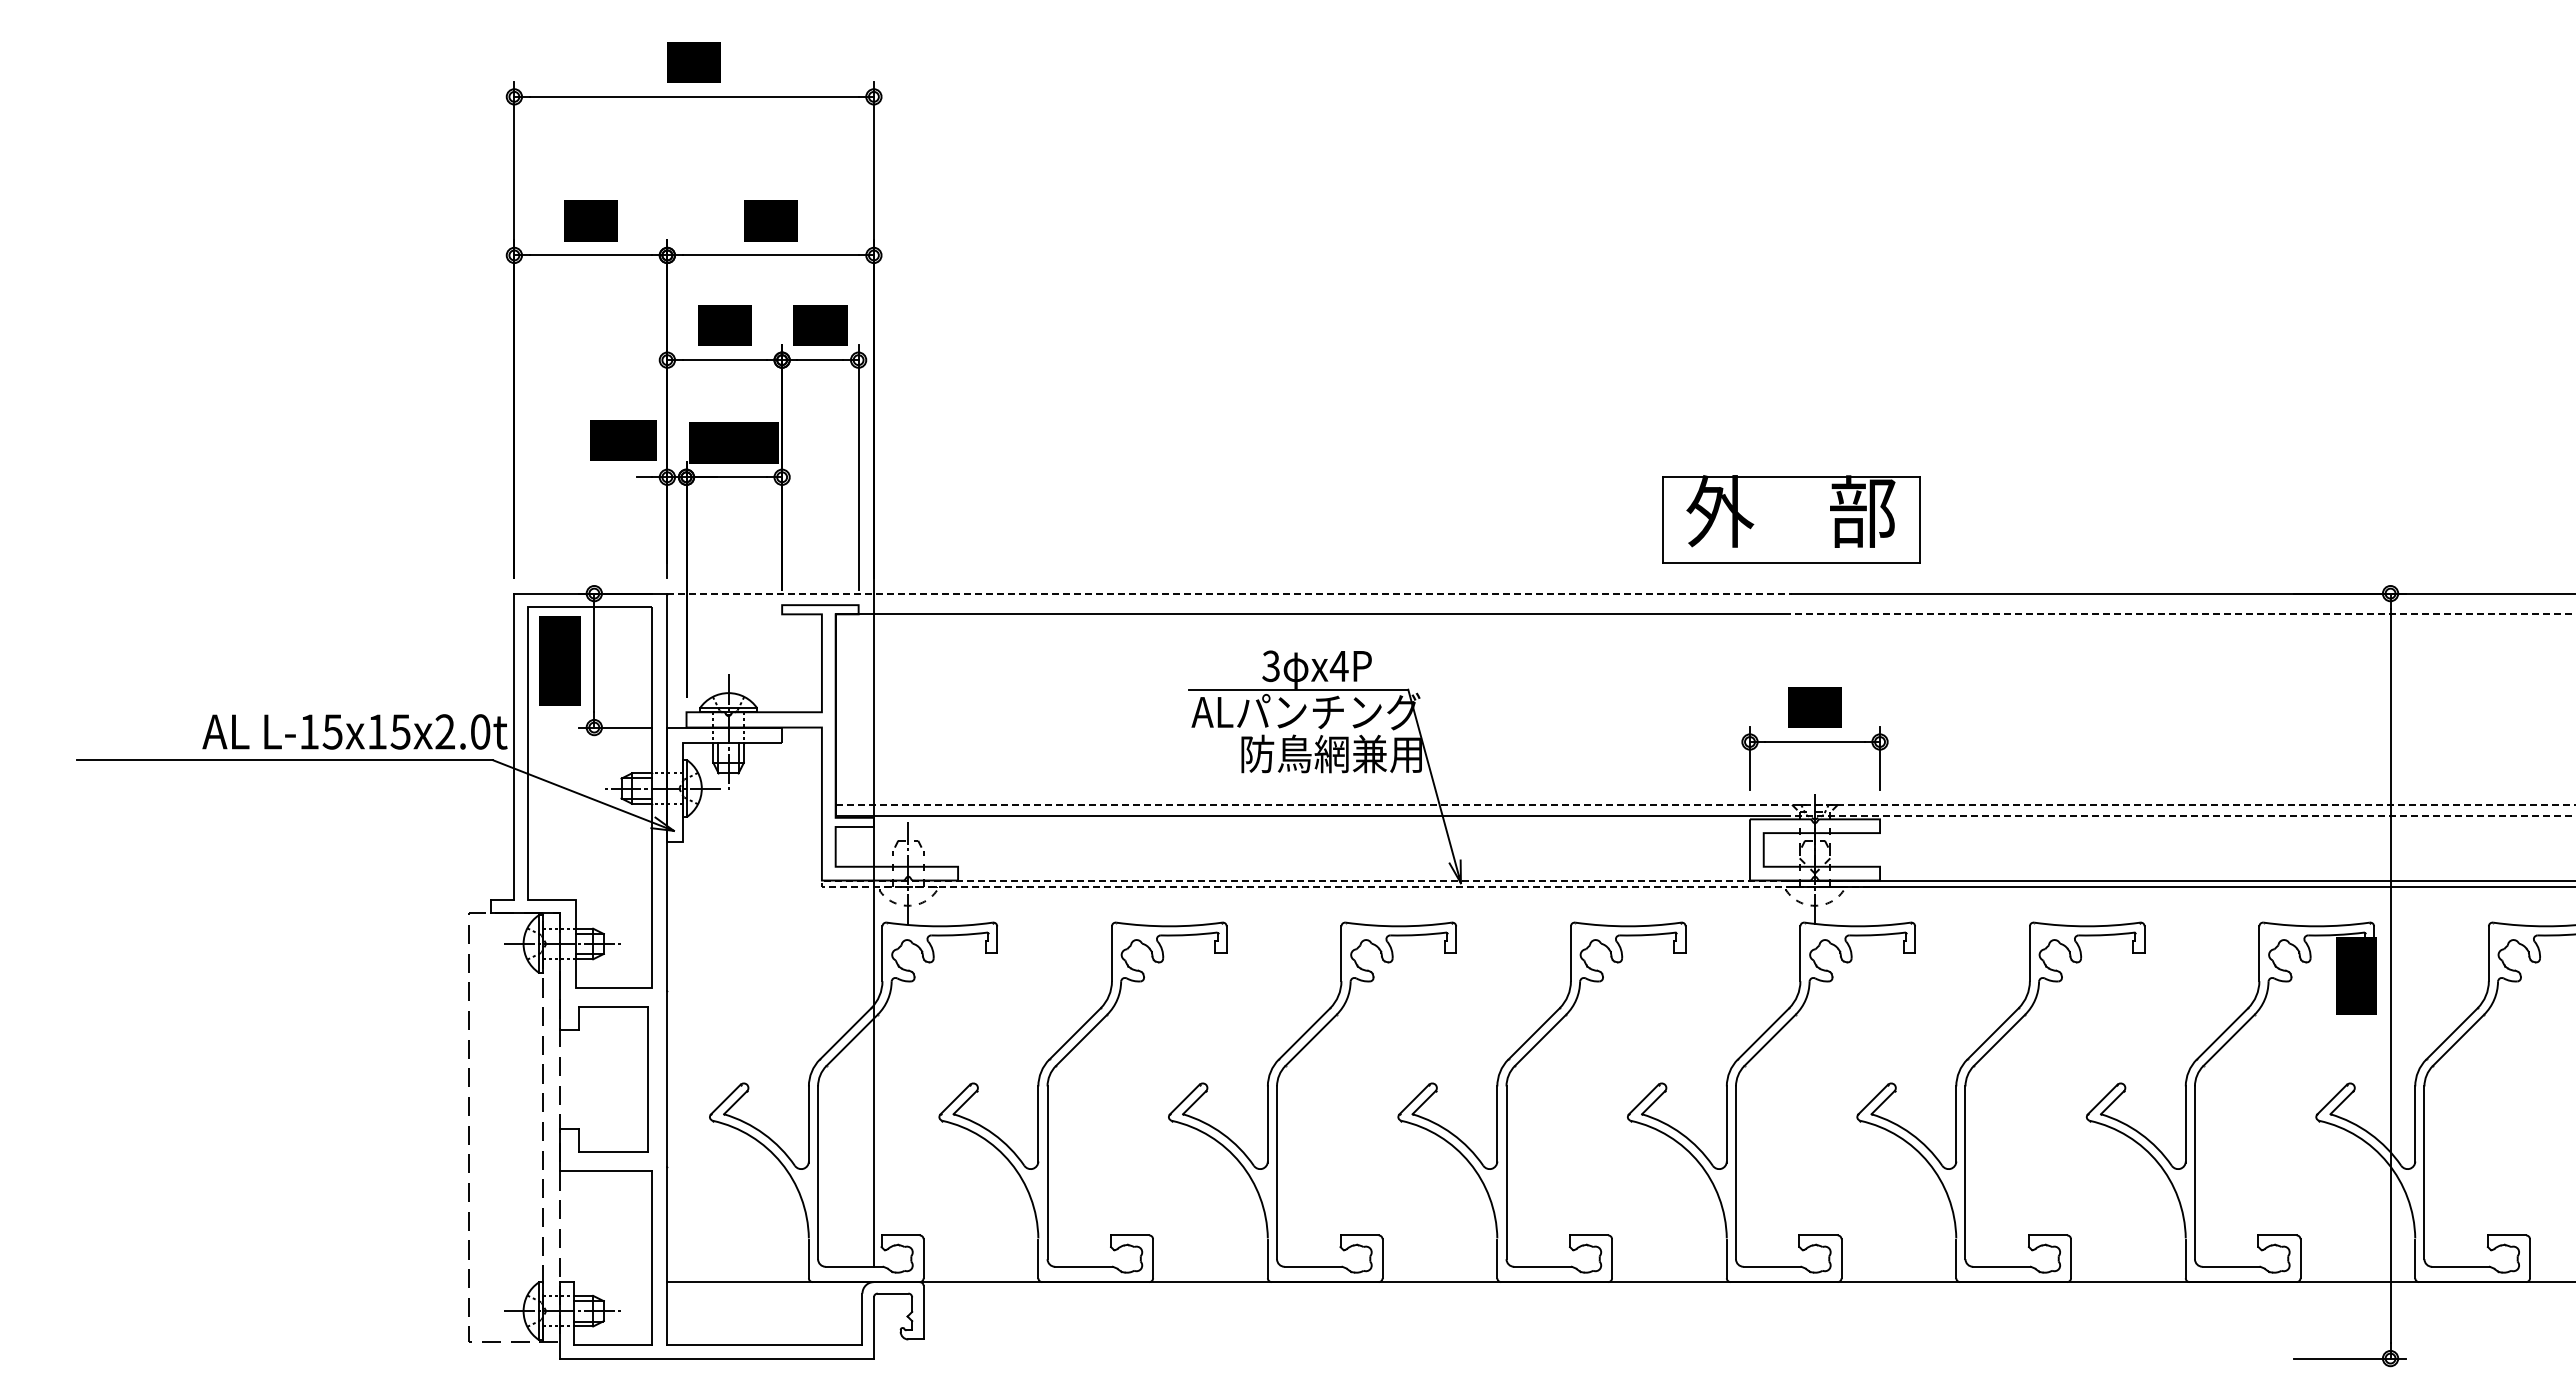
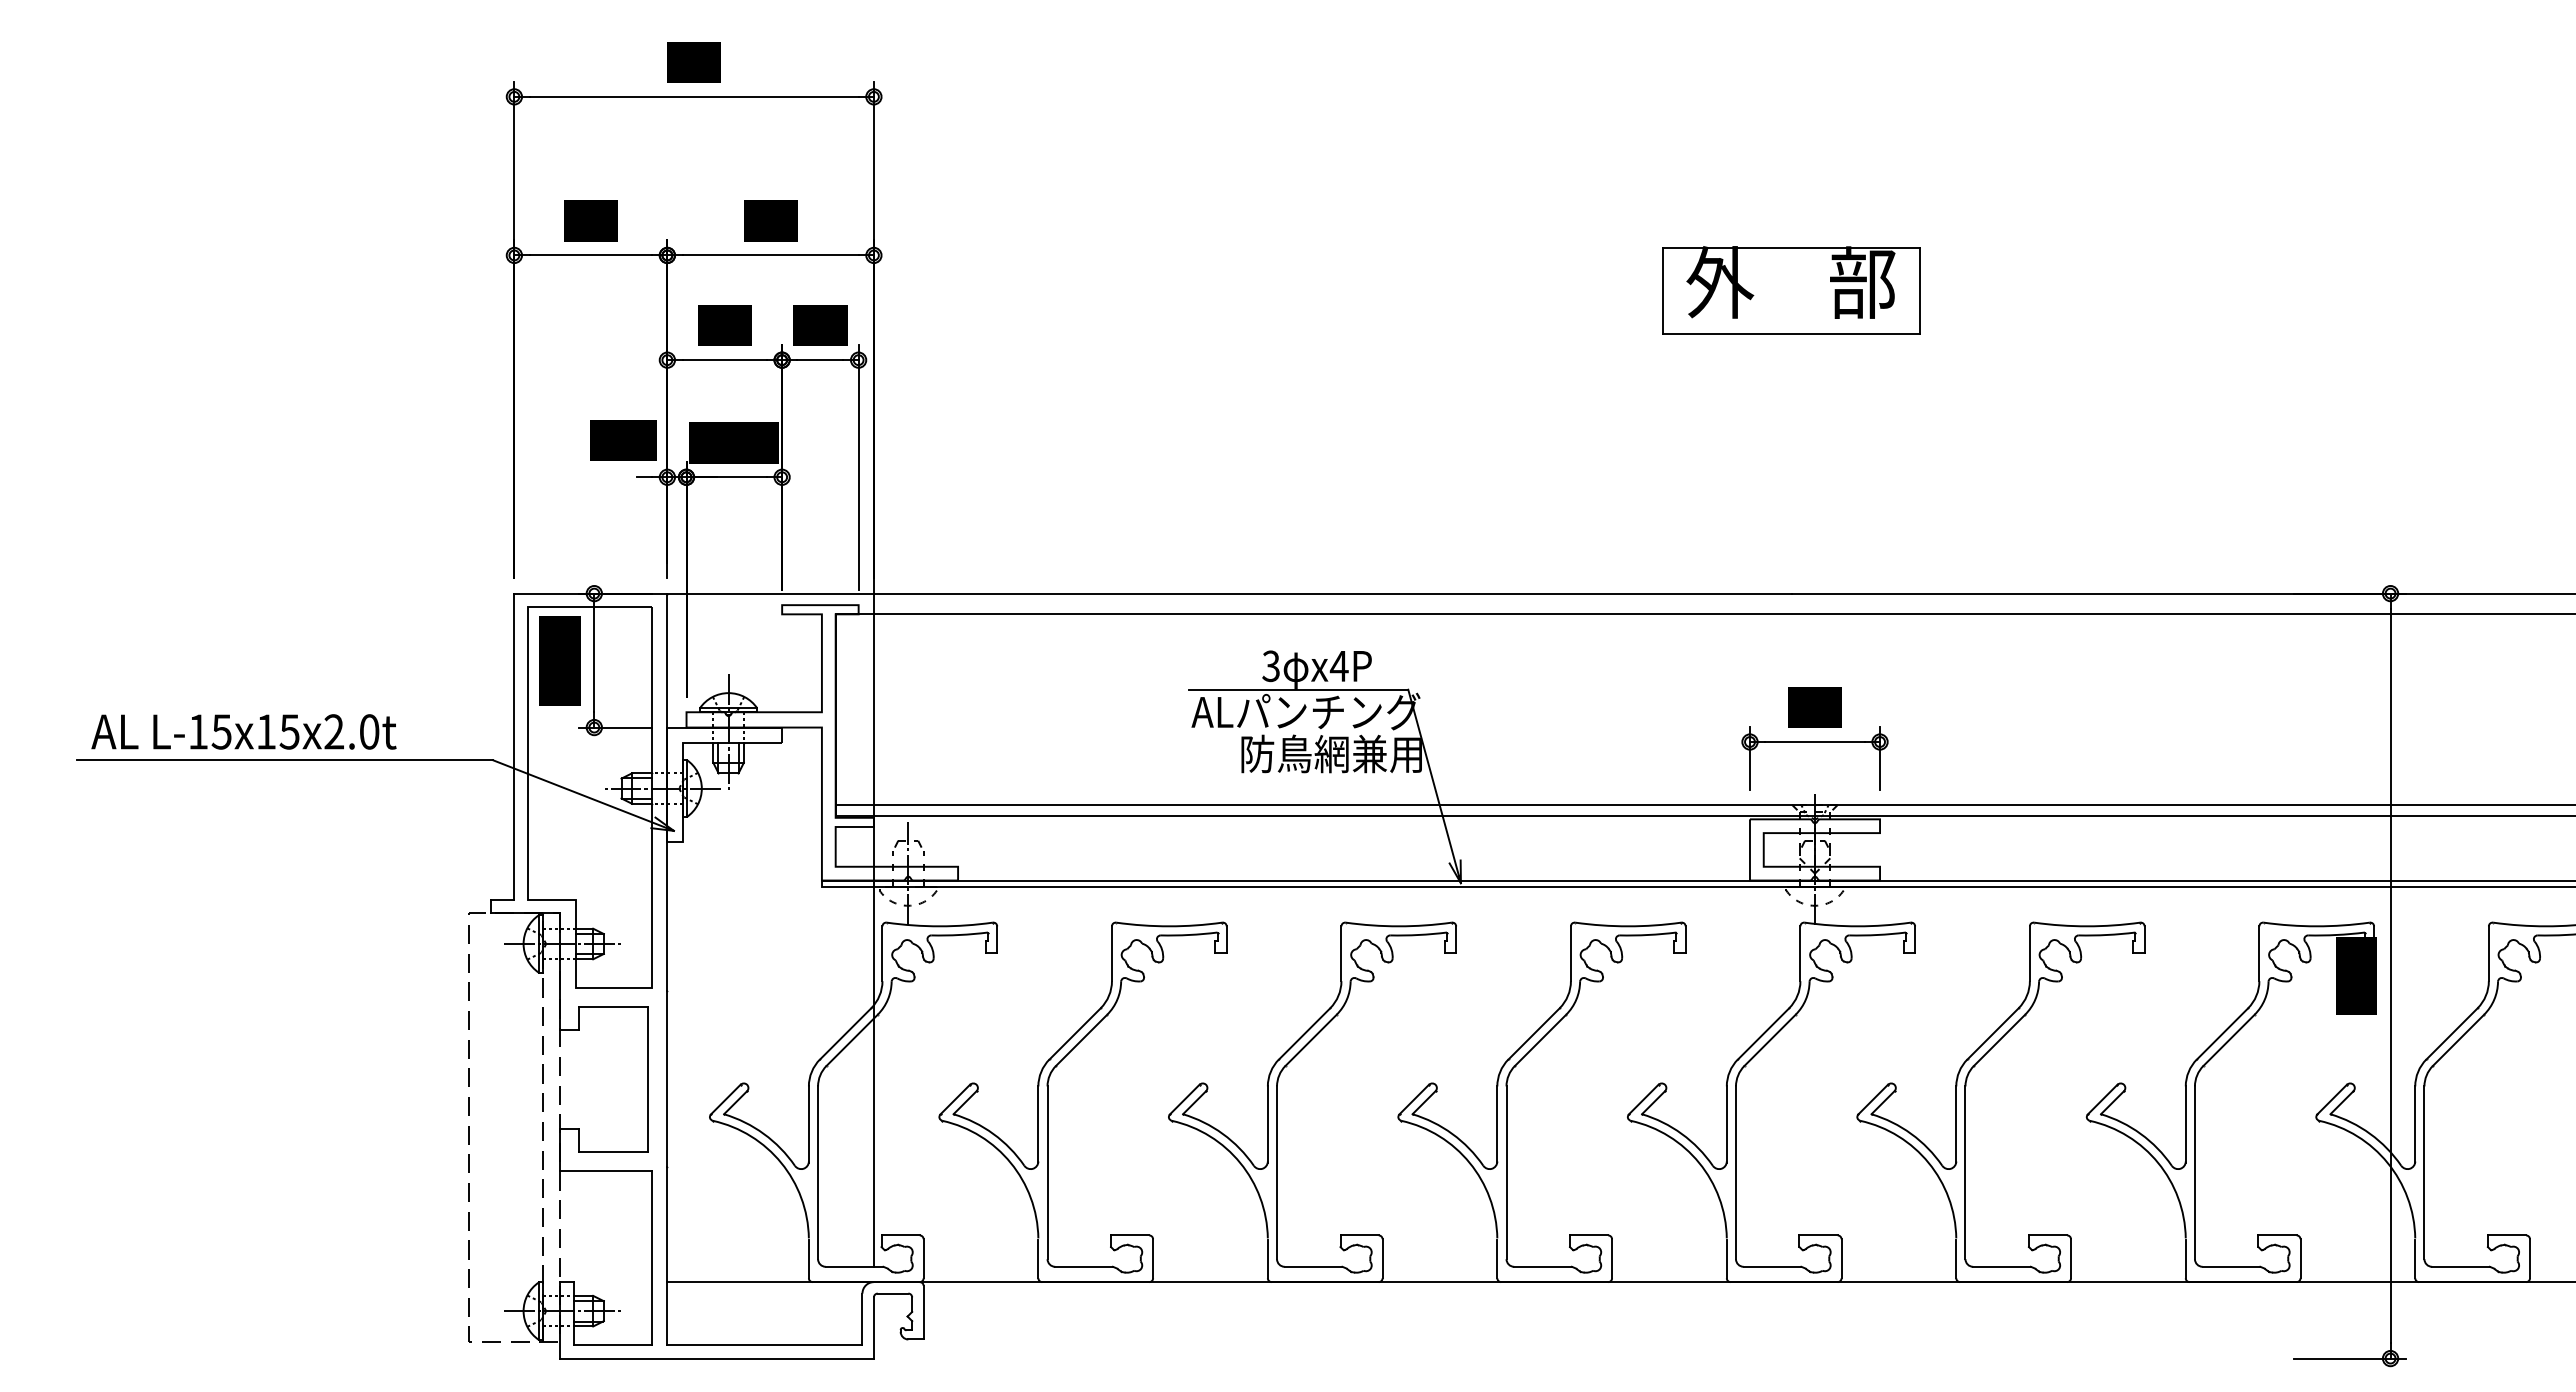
part position: (1791, 519) -> (1791, 290) (1791, 290)
line: dashed -> solid (1230, 593)
text position: (354, 731) -> (243, 731) (243, 731)
line: dashed -> solid (1705, 804)
line: dashed -> solid (2575, 816)
line: dashed -> solid (821, 883)
